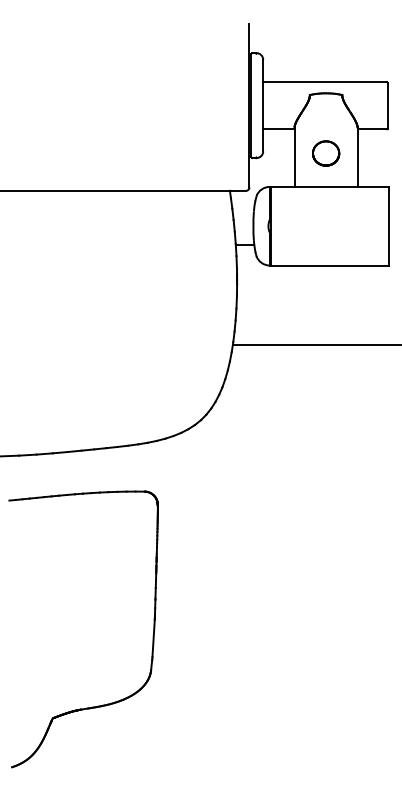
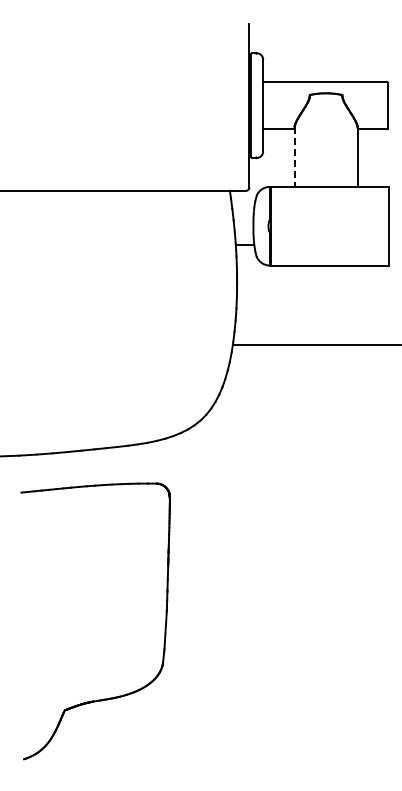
part: present -> none (326, 153)
line: solid -> dashed (294, 157)
part position: (152, 635) -> (164, 627) (164, 627)
